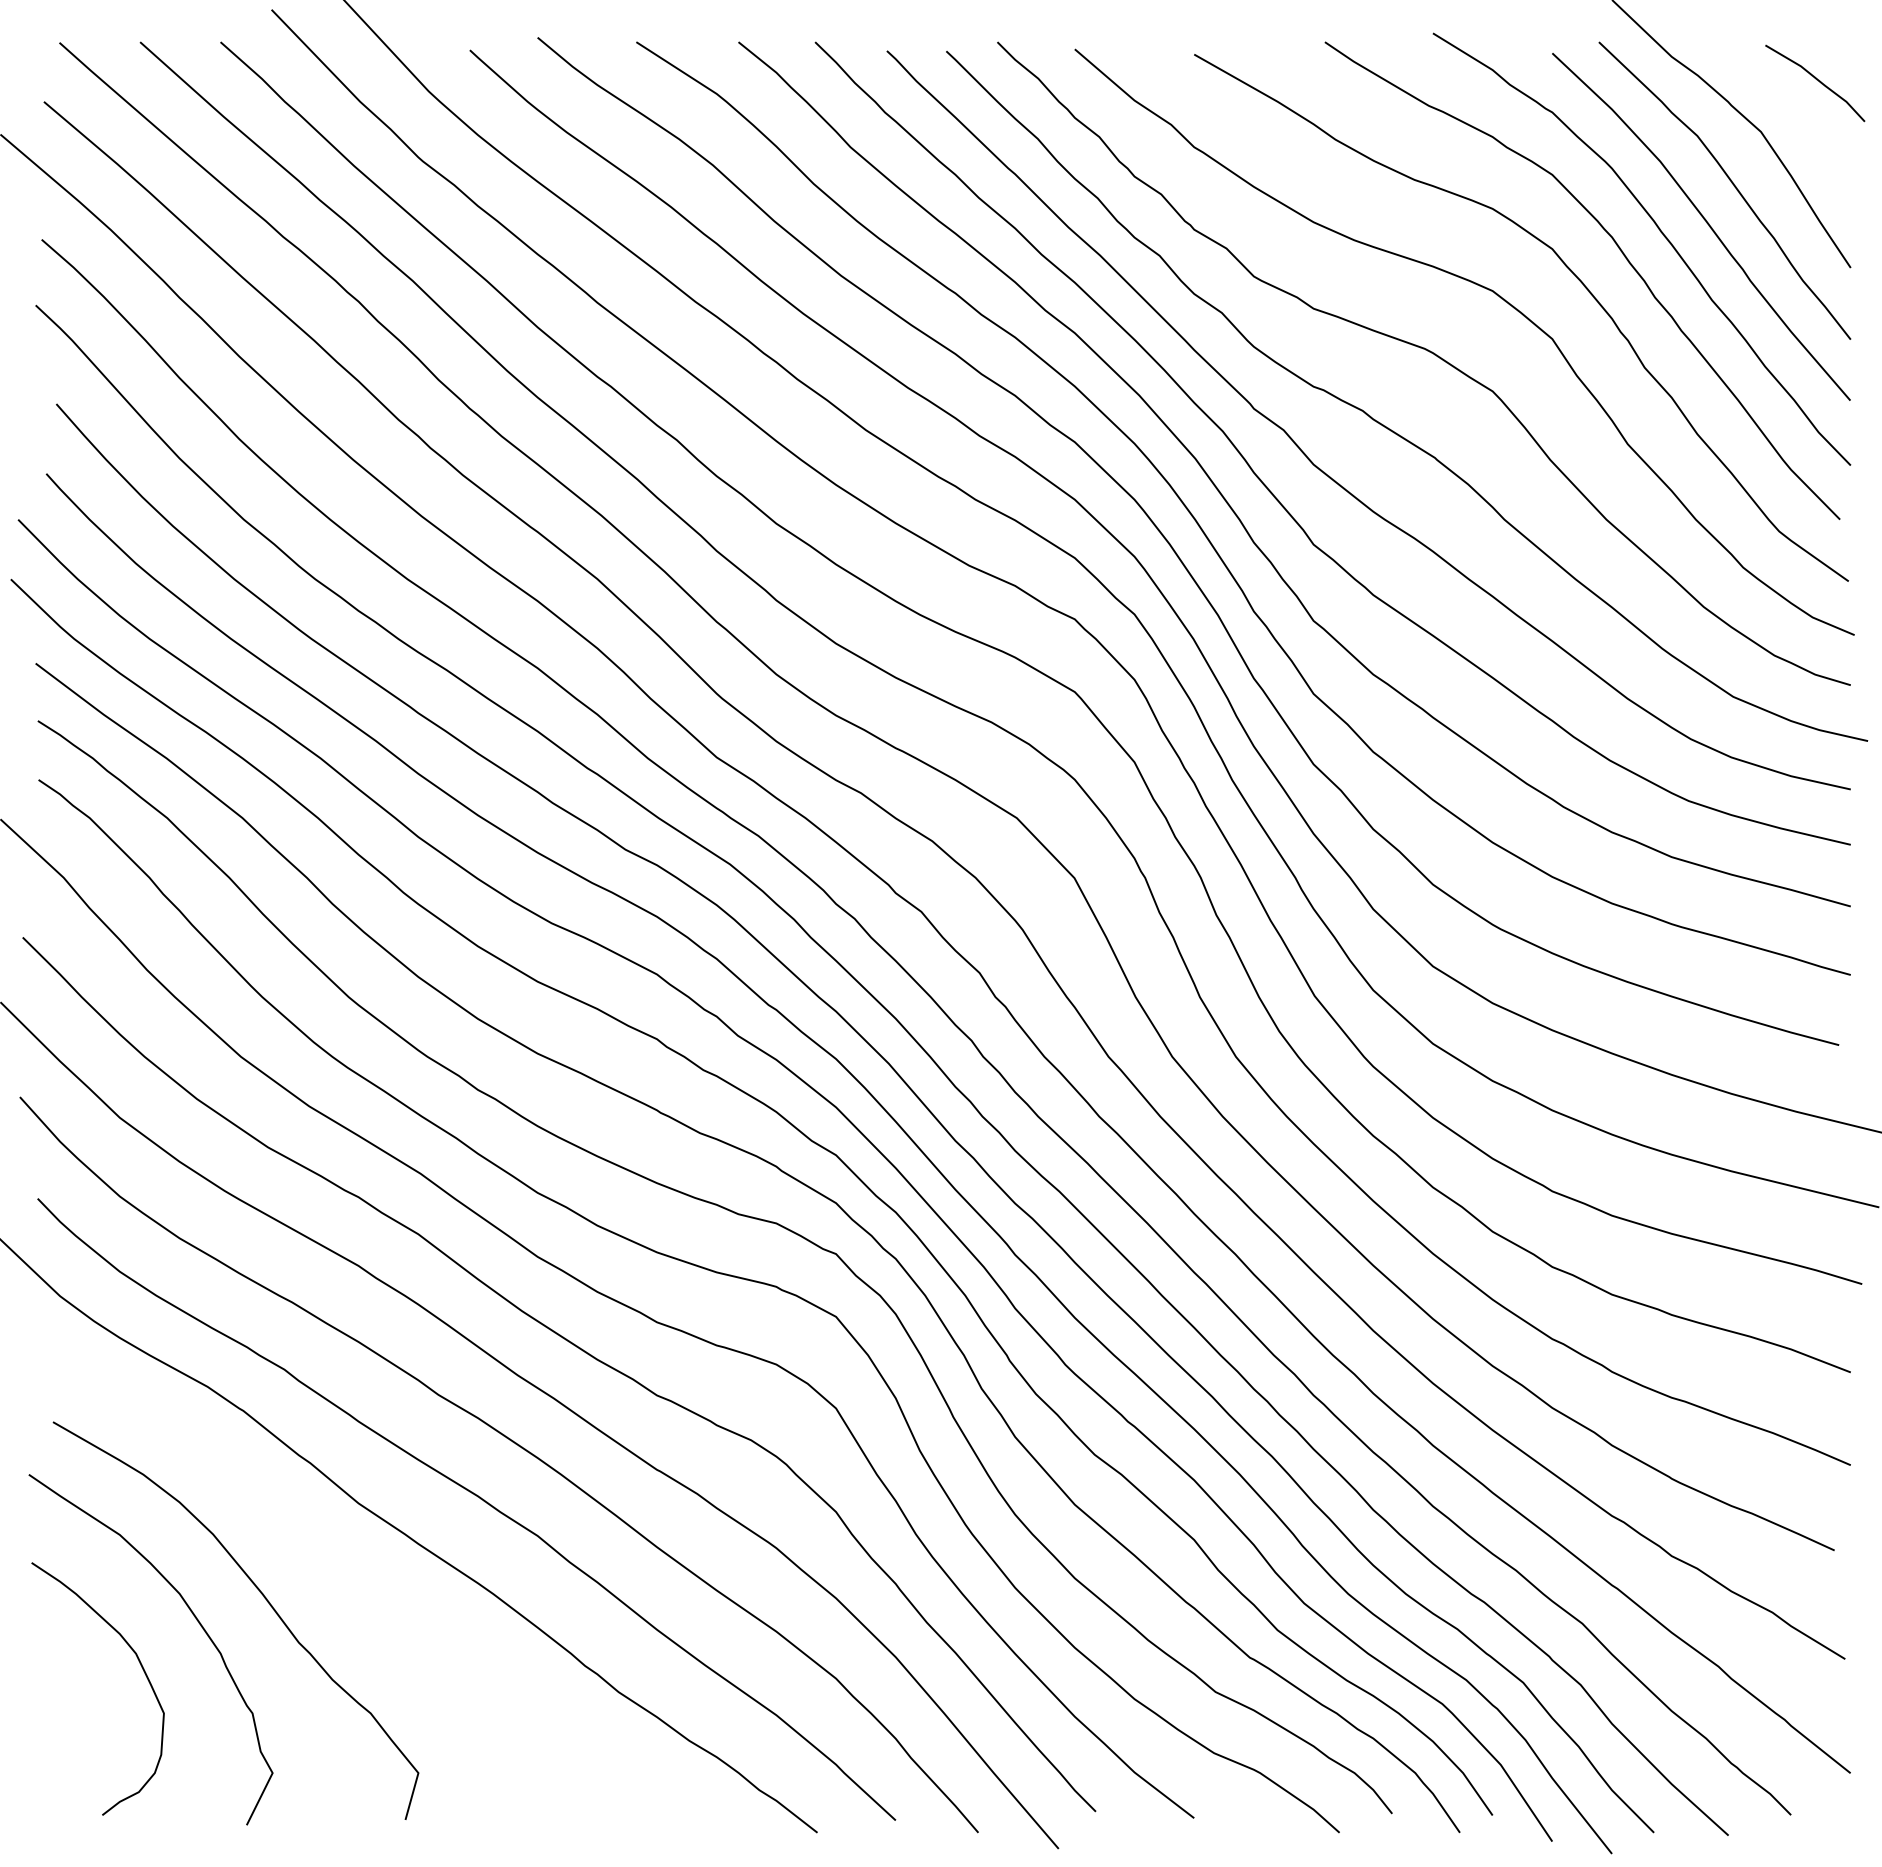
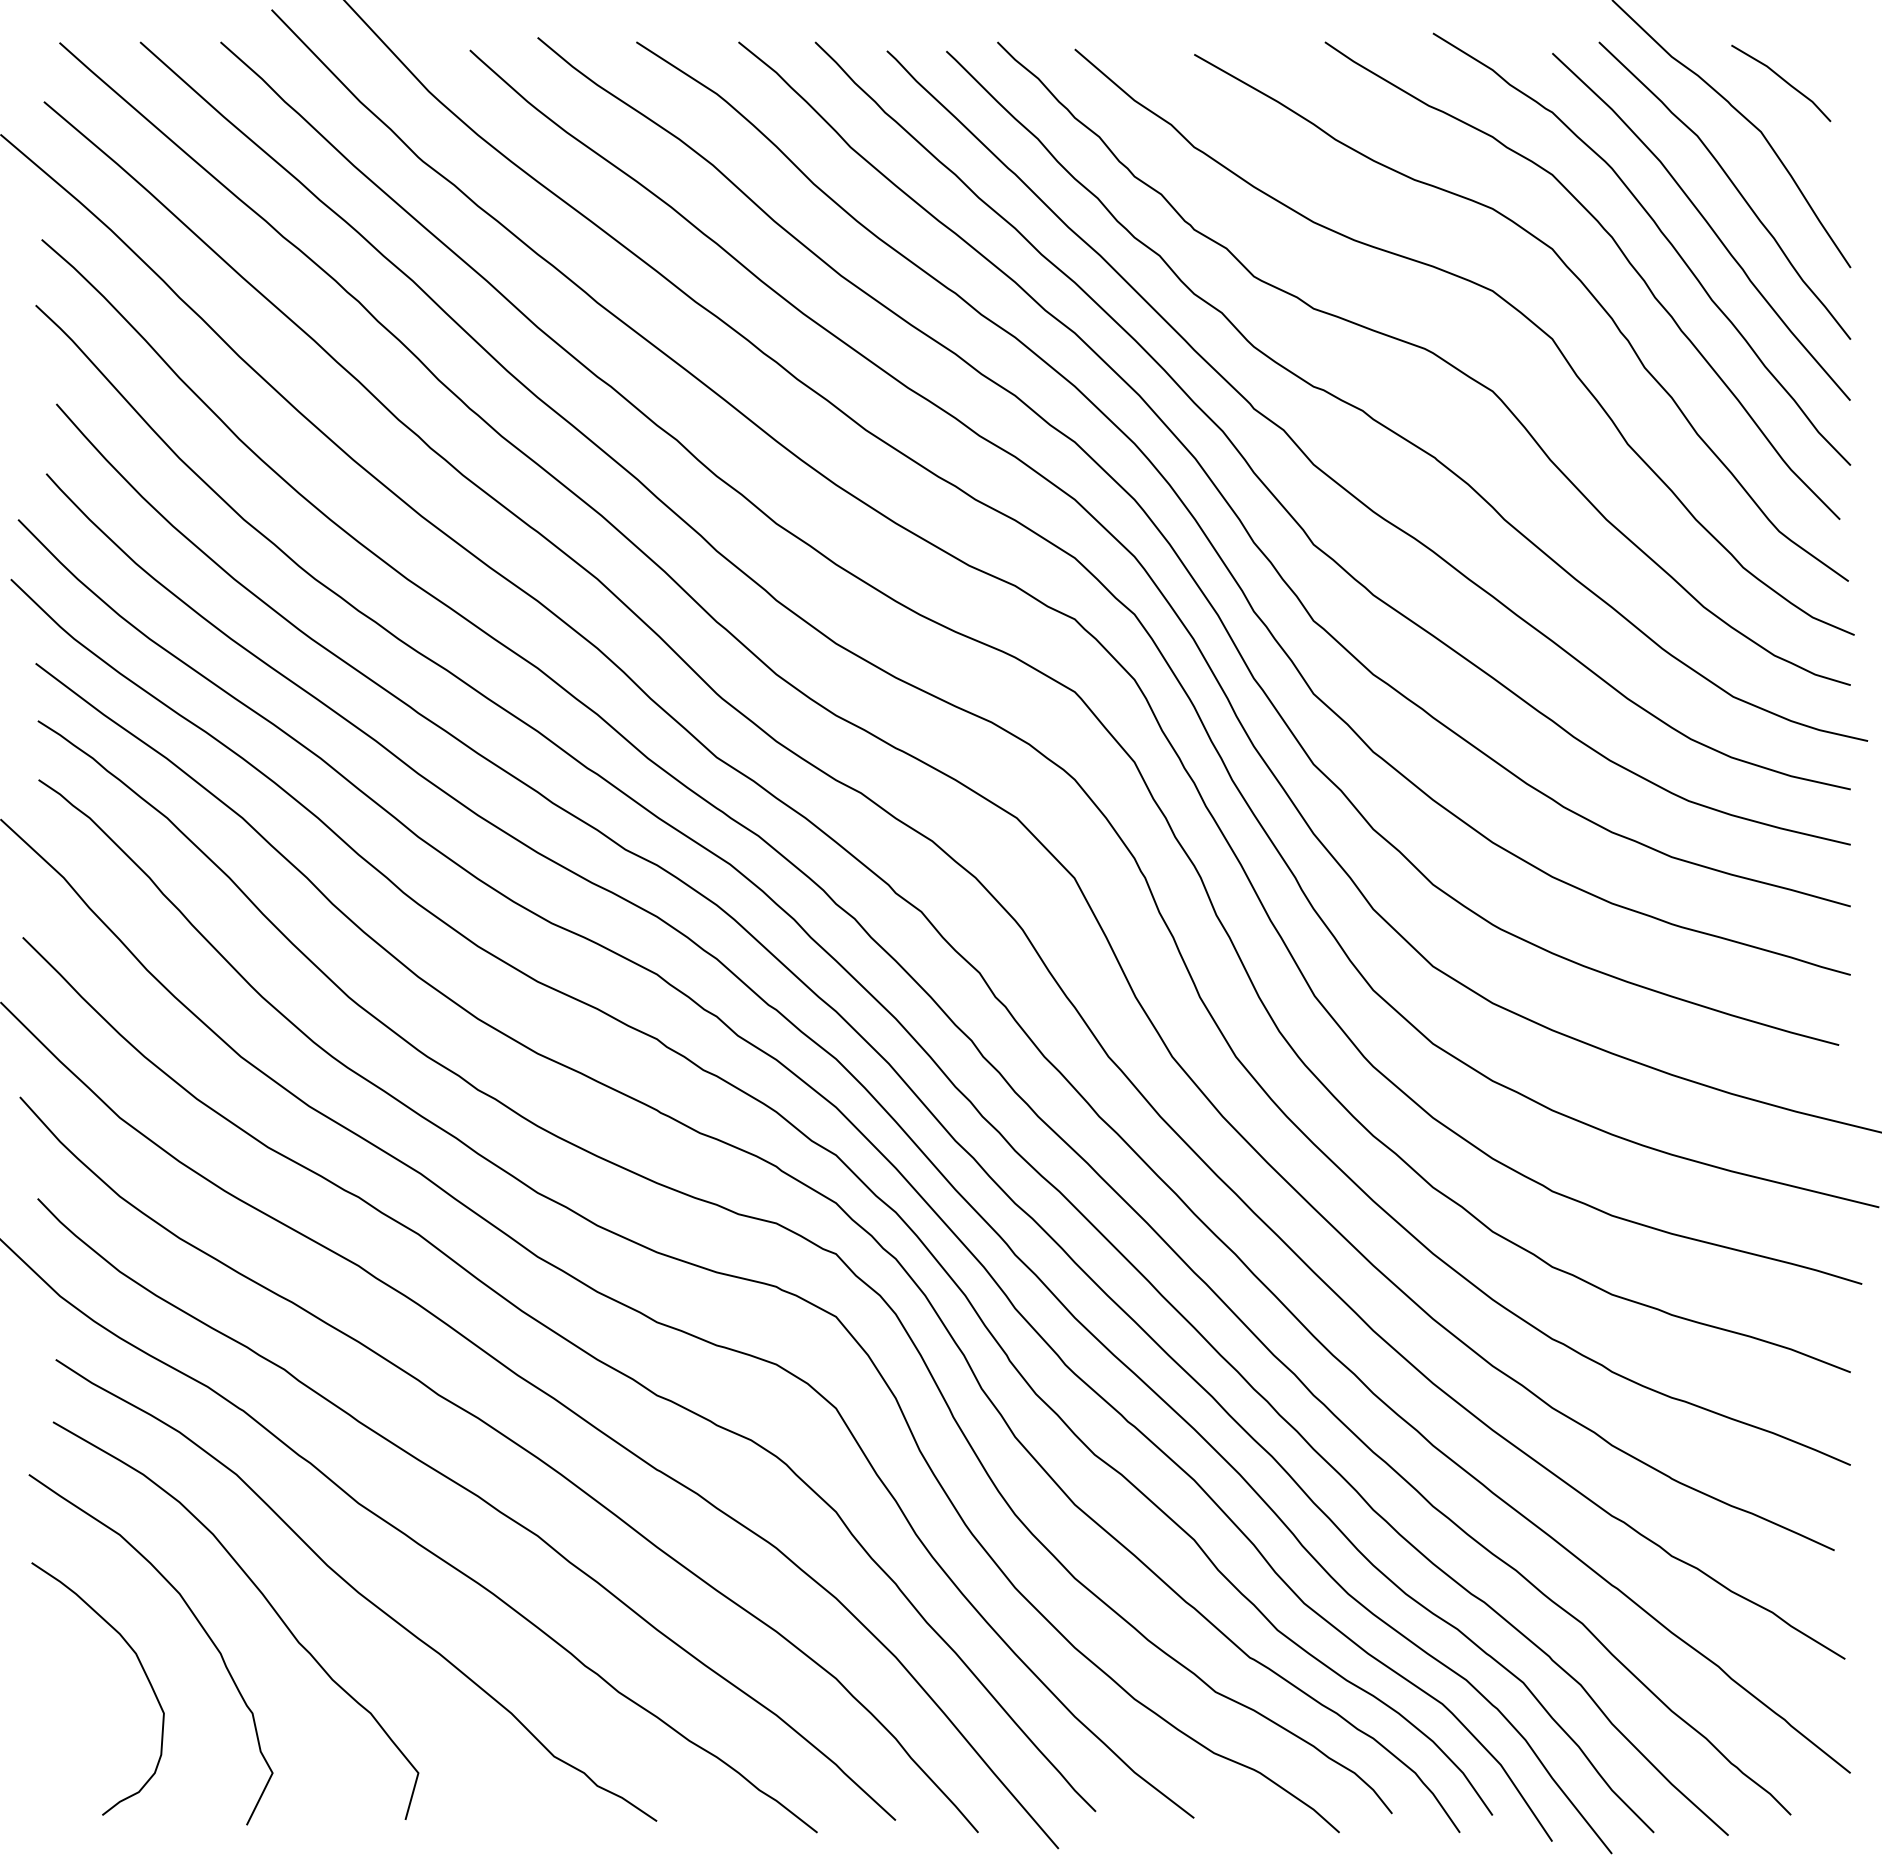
line position: (1816, 80) -> (1782, 80) (1782, 80)
curve: none -> present (356, 1590)
